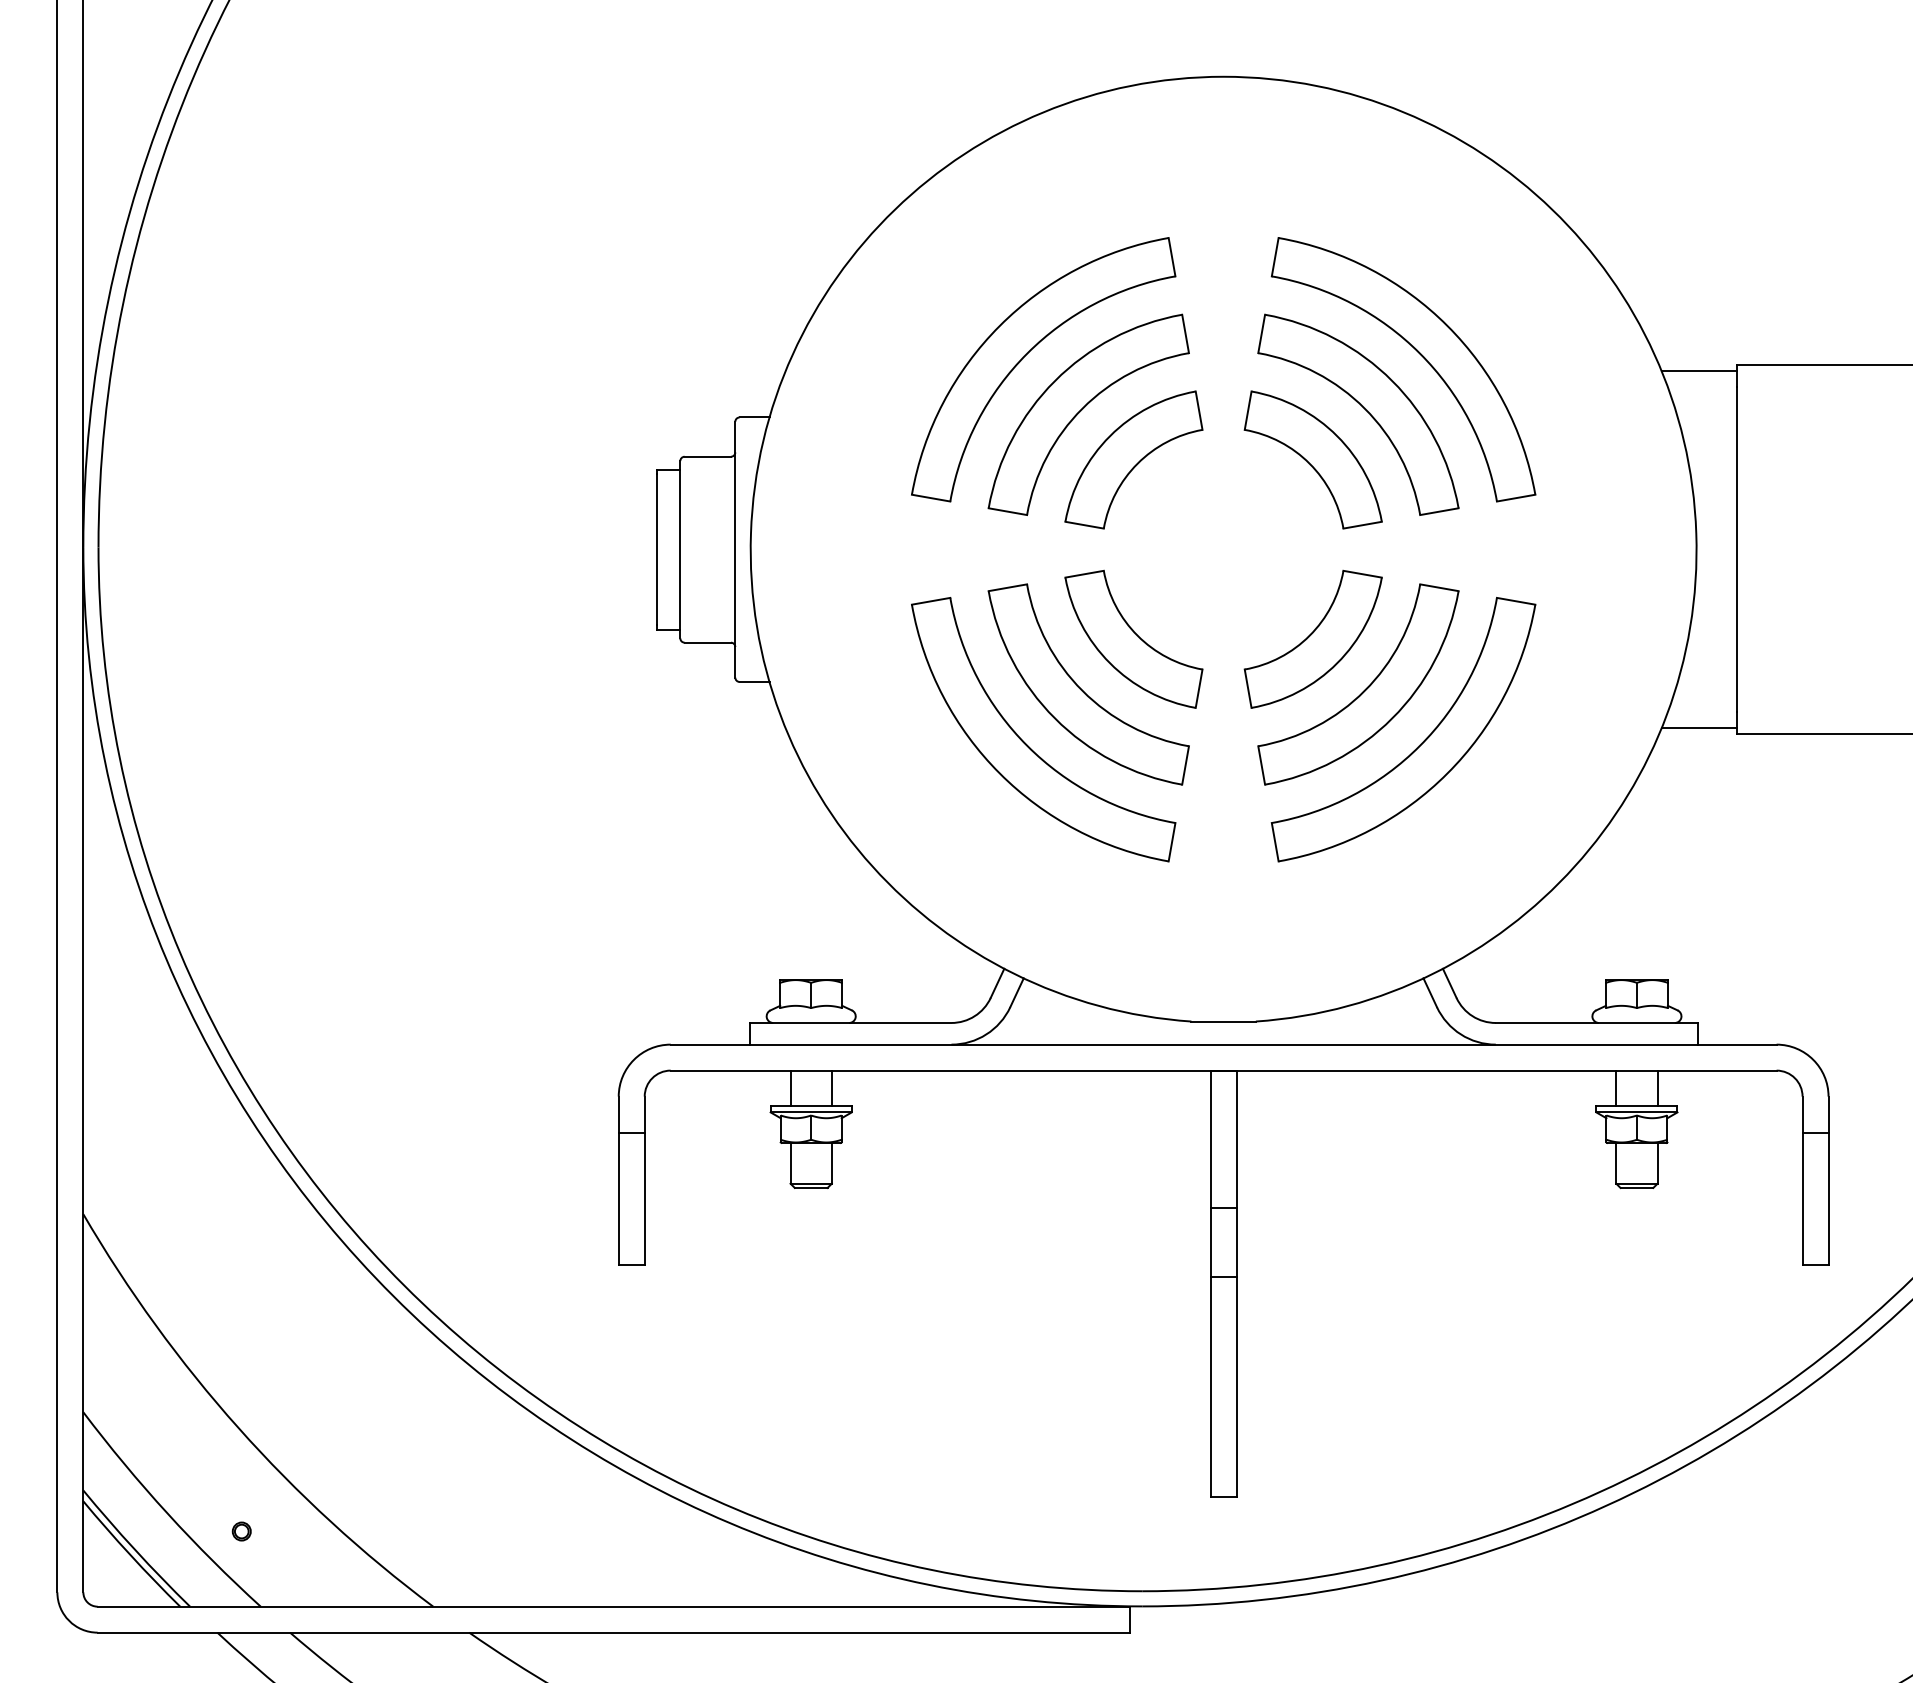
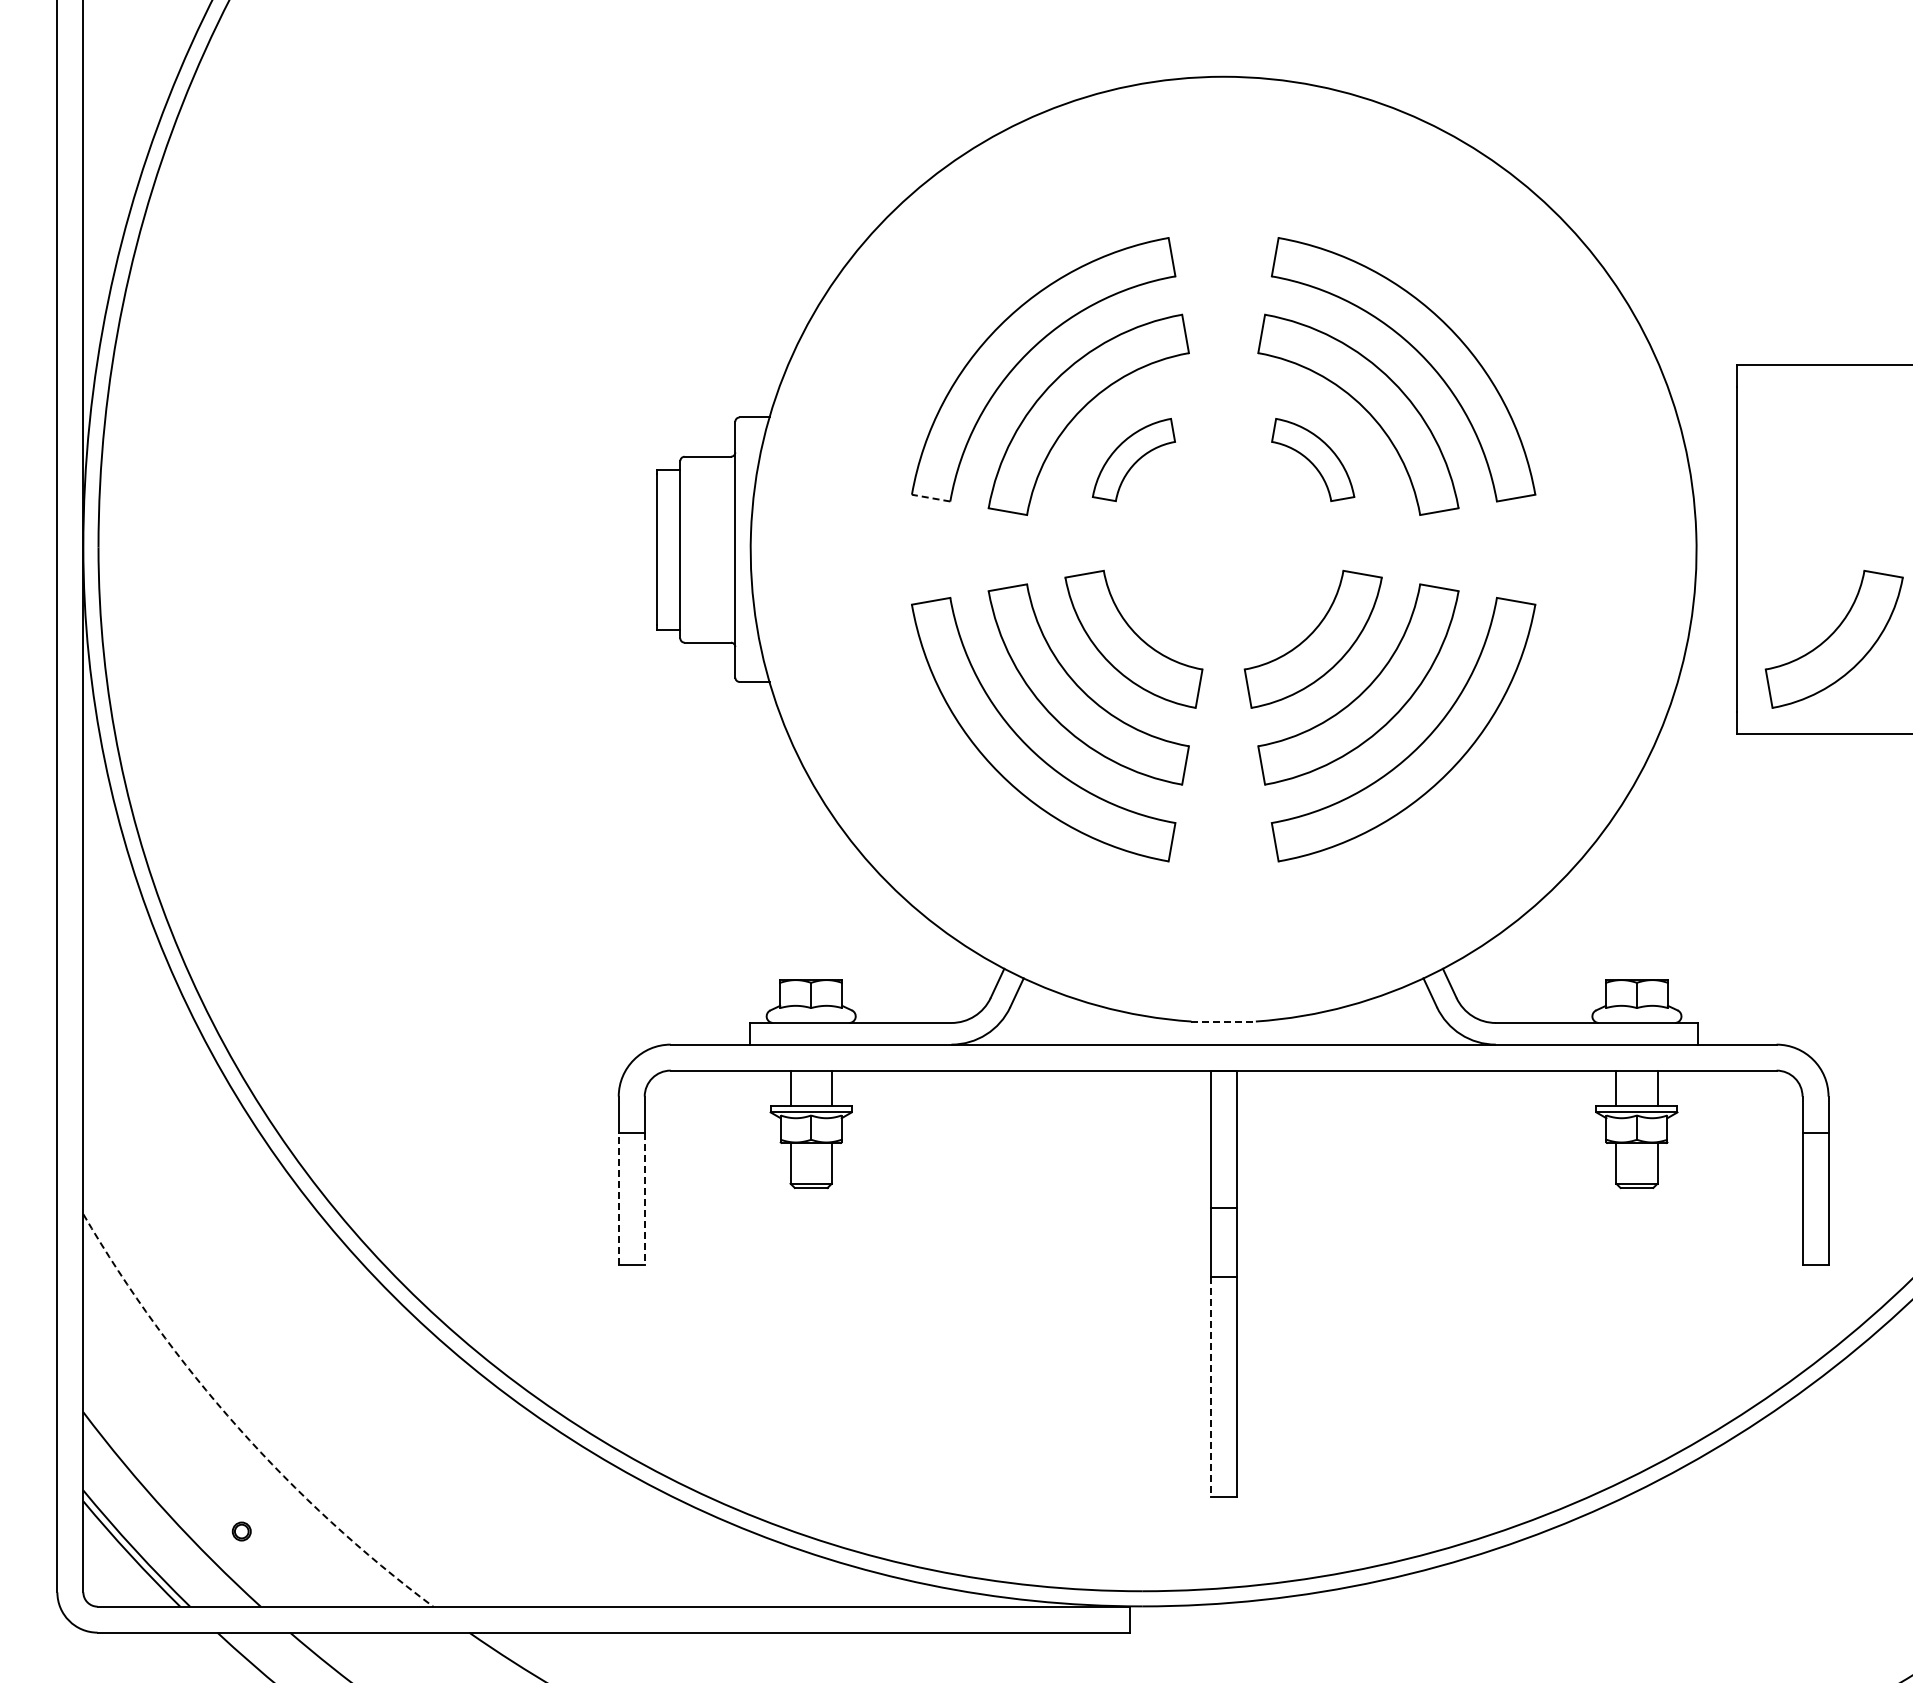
line: present -> none (1699, 370)
part size: 140x140 px -> 86x85 px (1133, 460)
part size: 140x140 px -> 85x84 px (1313, 459)
line: solid -> dashed (930, 498)
part: none -> present (1833, 638)
line: present -> none (1699, 728)
line: solid -> dashed (1224, 1021)
line: solid -> dashed (618, 1198)
line: solid -> dashed (644, 1198)
line: solid -> dashed (1210, 1387)
arc: solid -> dashed (238, 1428)
